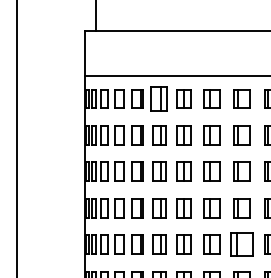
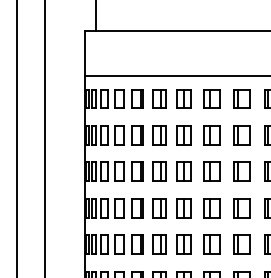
part size: 18x26 px -> 15x20 px (159, 98)
line: none -> present (44, 138)
part size: 24x25 px -> 18x21 px (241, 244)
